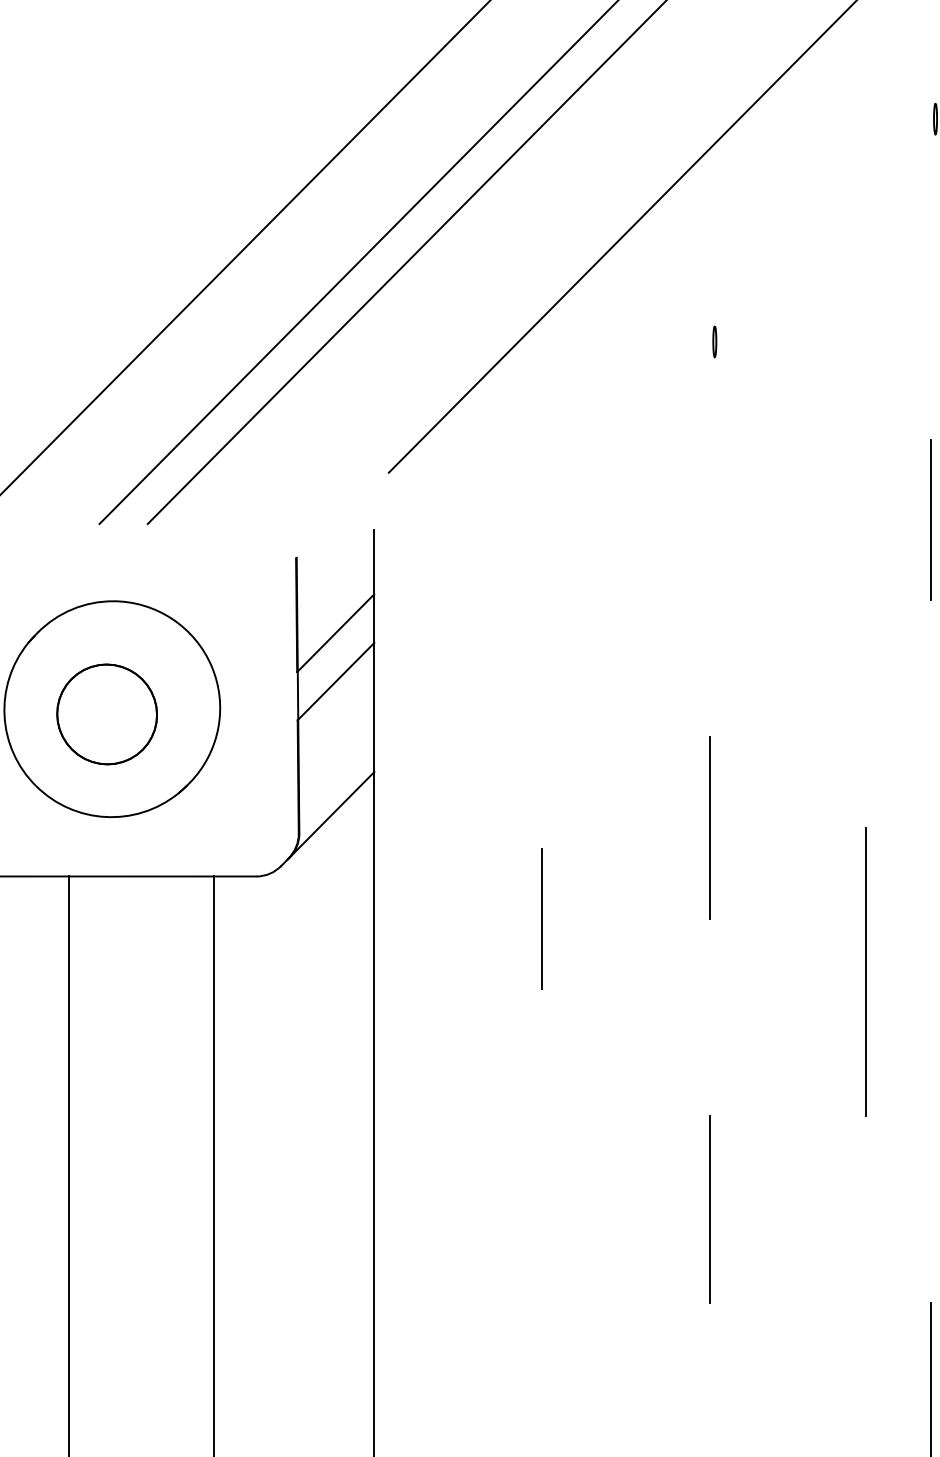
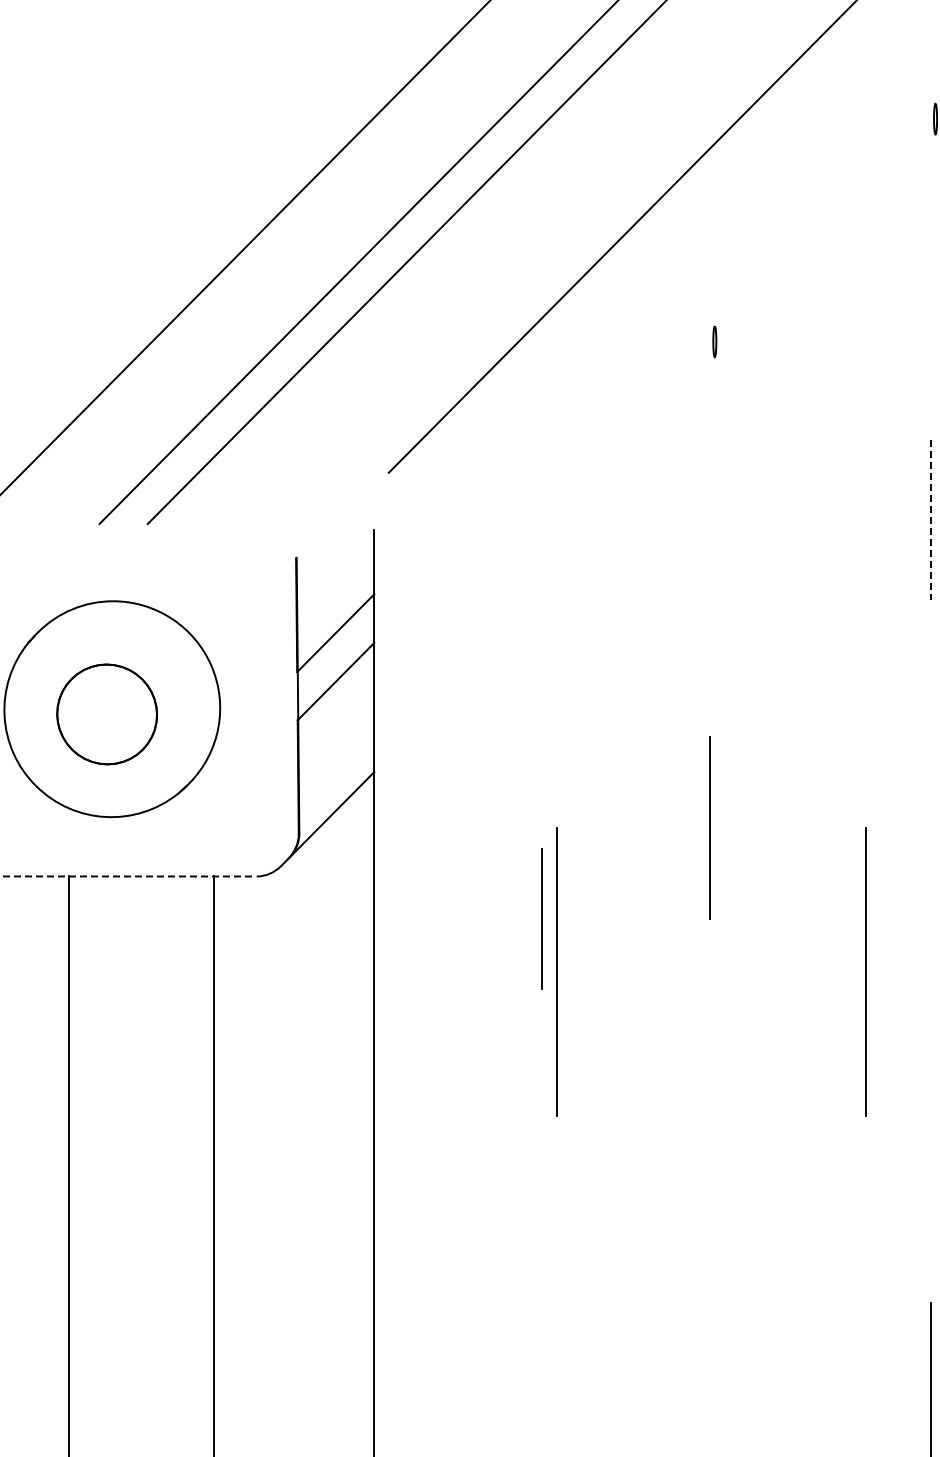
line: solid -> dashed (931, 520)
line: solid -> dashed (128, 876)
line: none -> present (556, 971)
line: present -> none (710, 1209)
